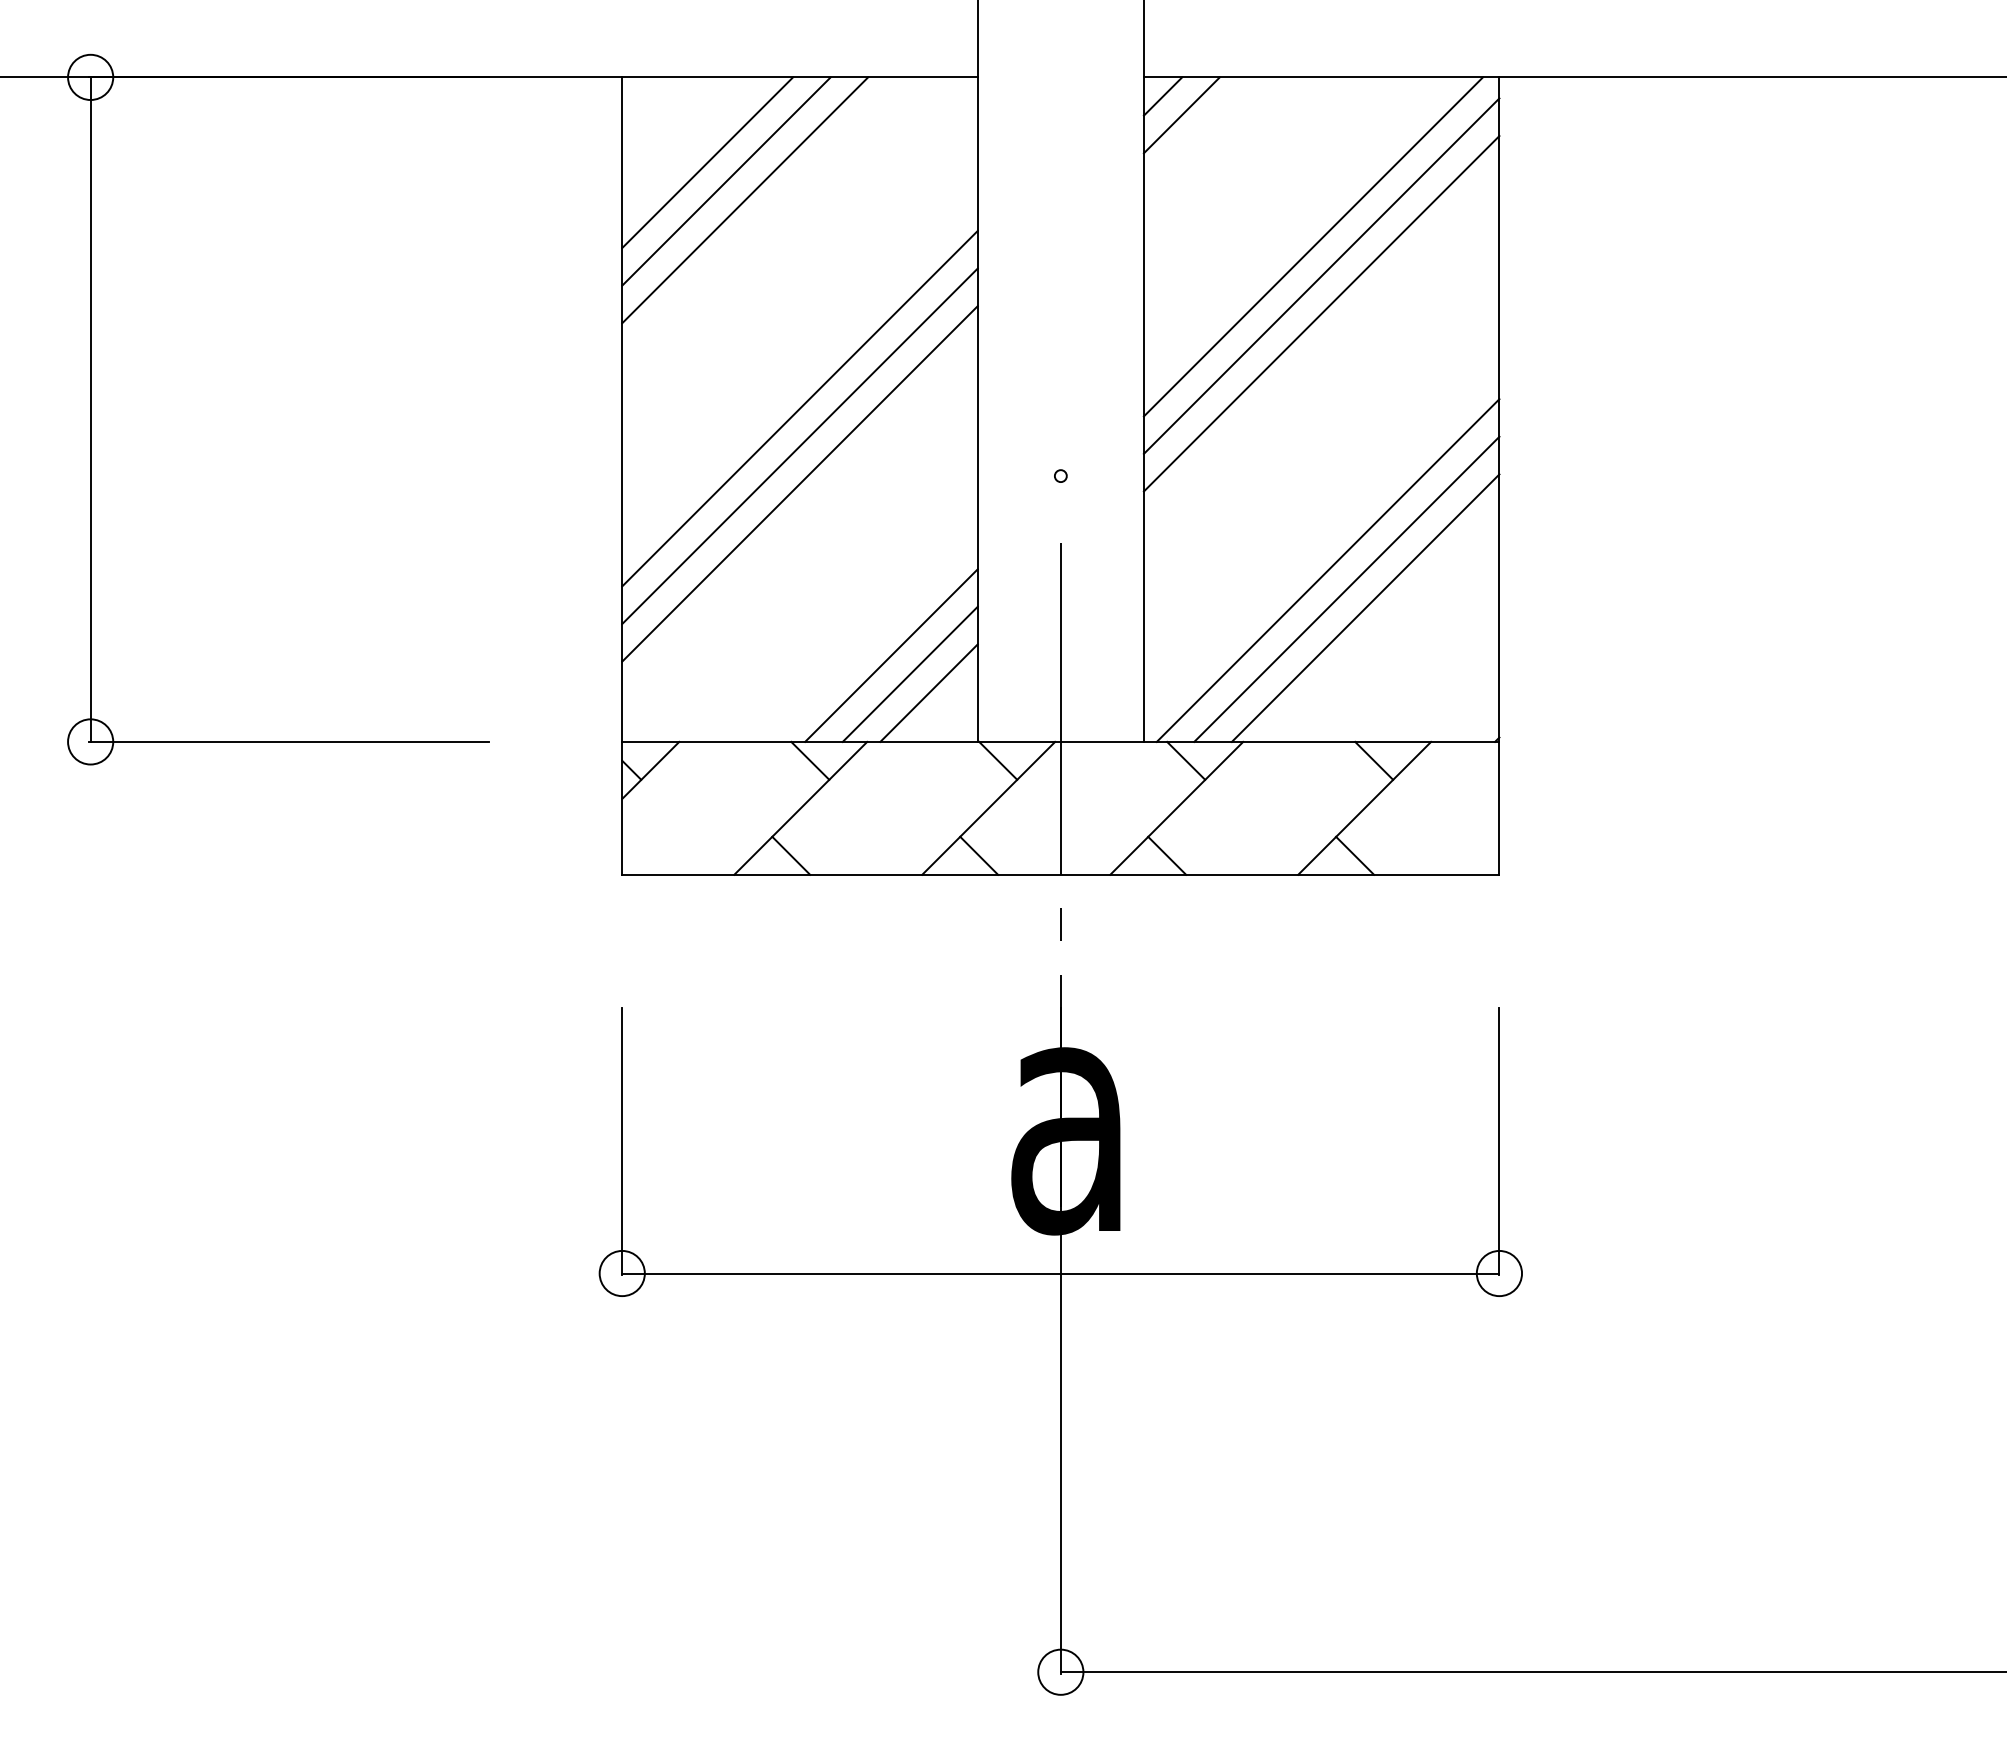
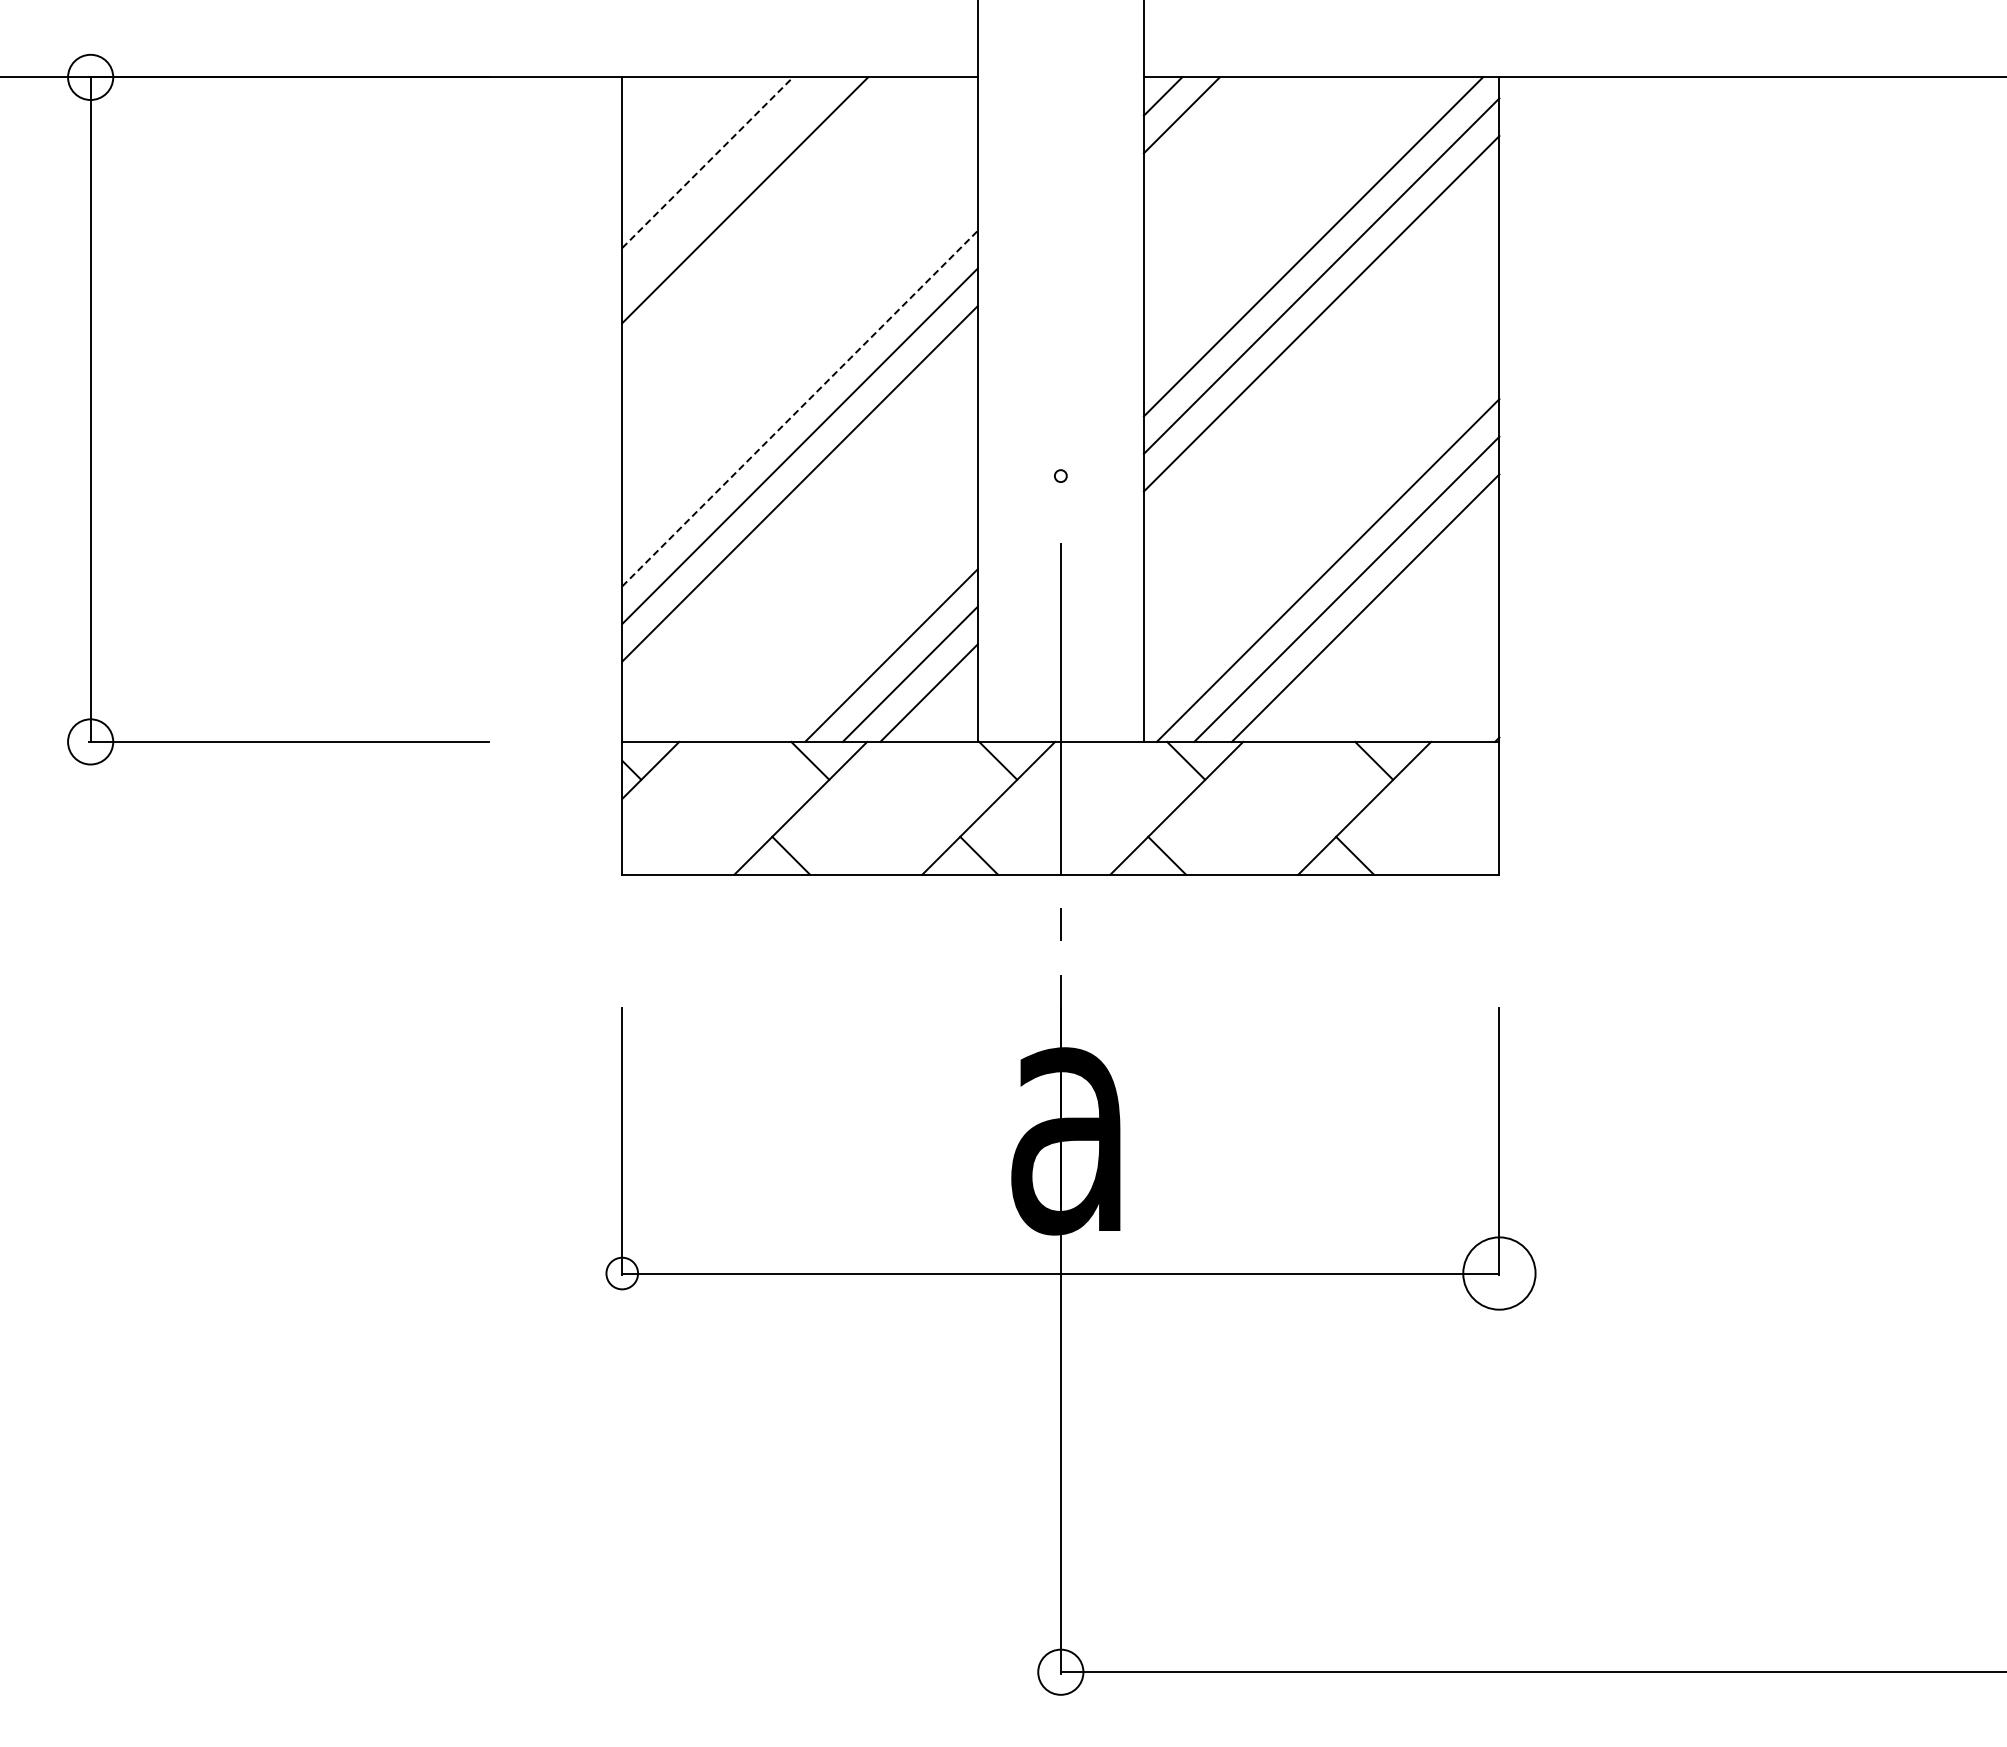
line: solid -> dashed (707, 162)
line: present -> none (726, 181)
line: solid -> dashed (800, 408)
circle diameter: 45 px -> 32 px (622, 1273)
circle diameter: 45 px -> 72 px (1499, 1273)
